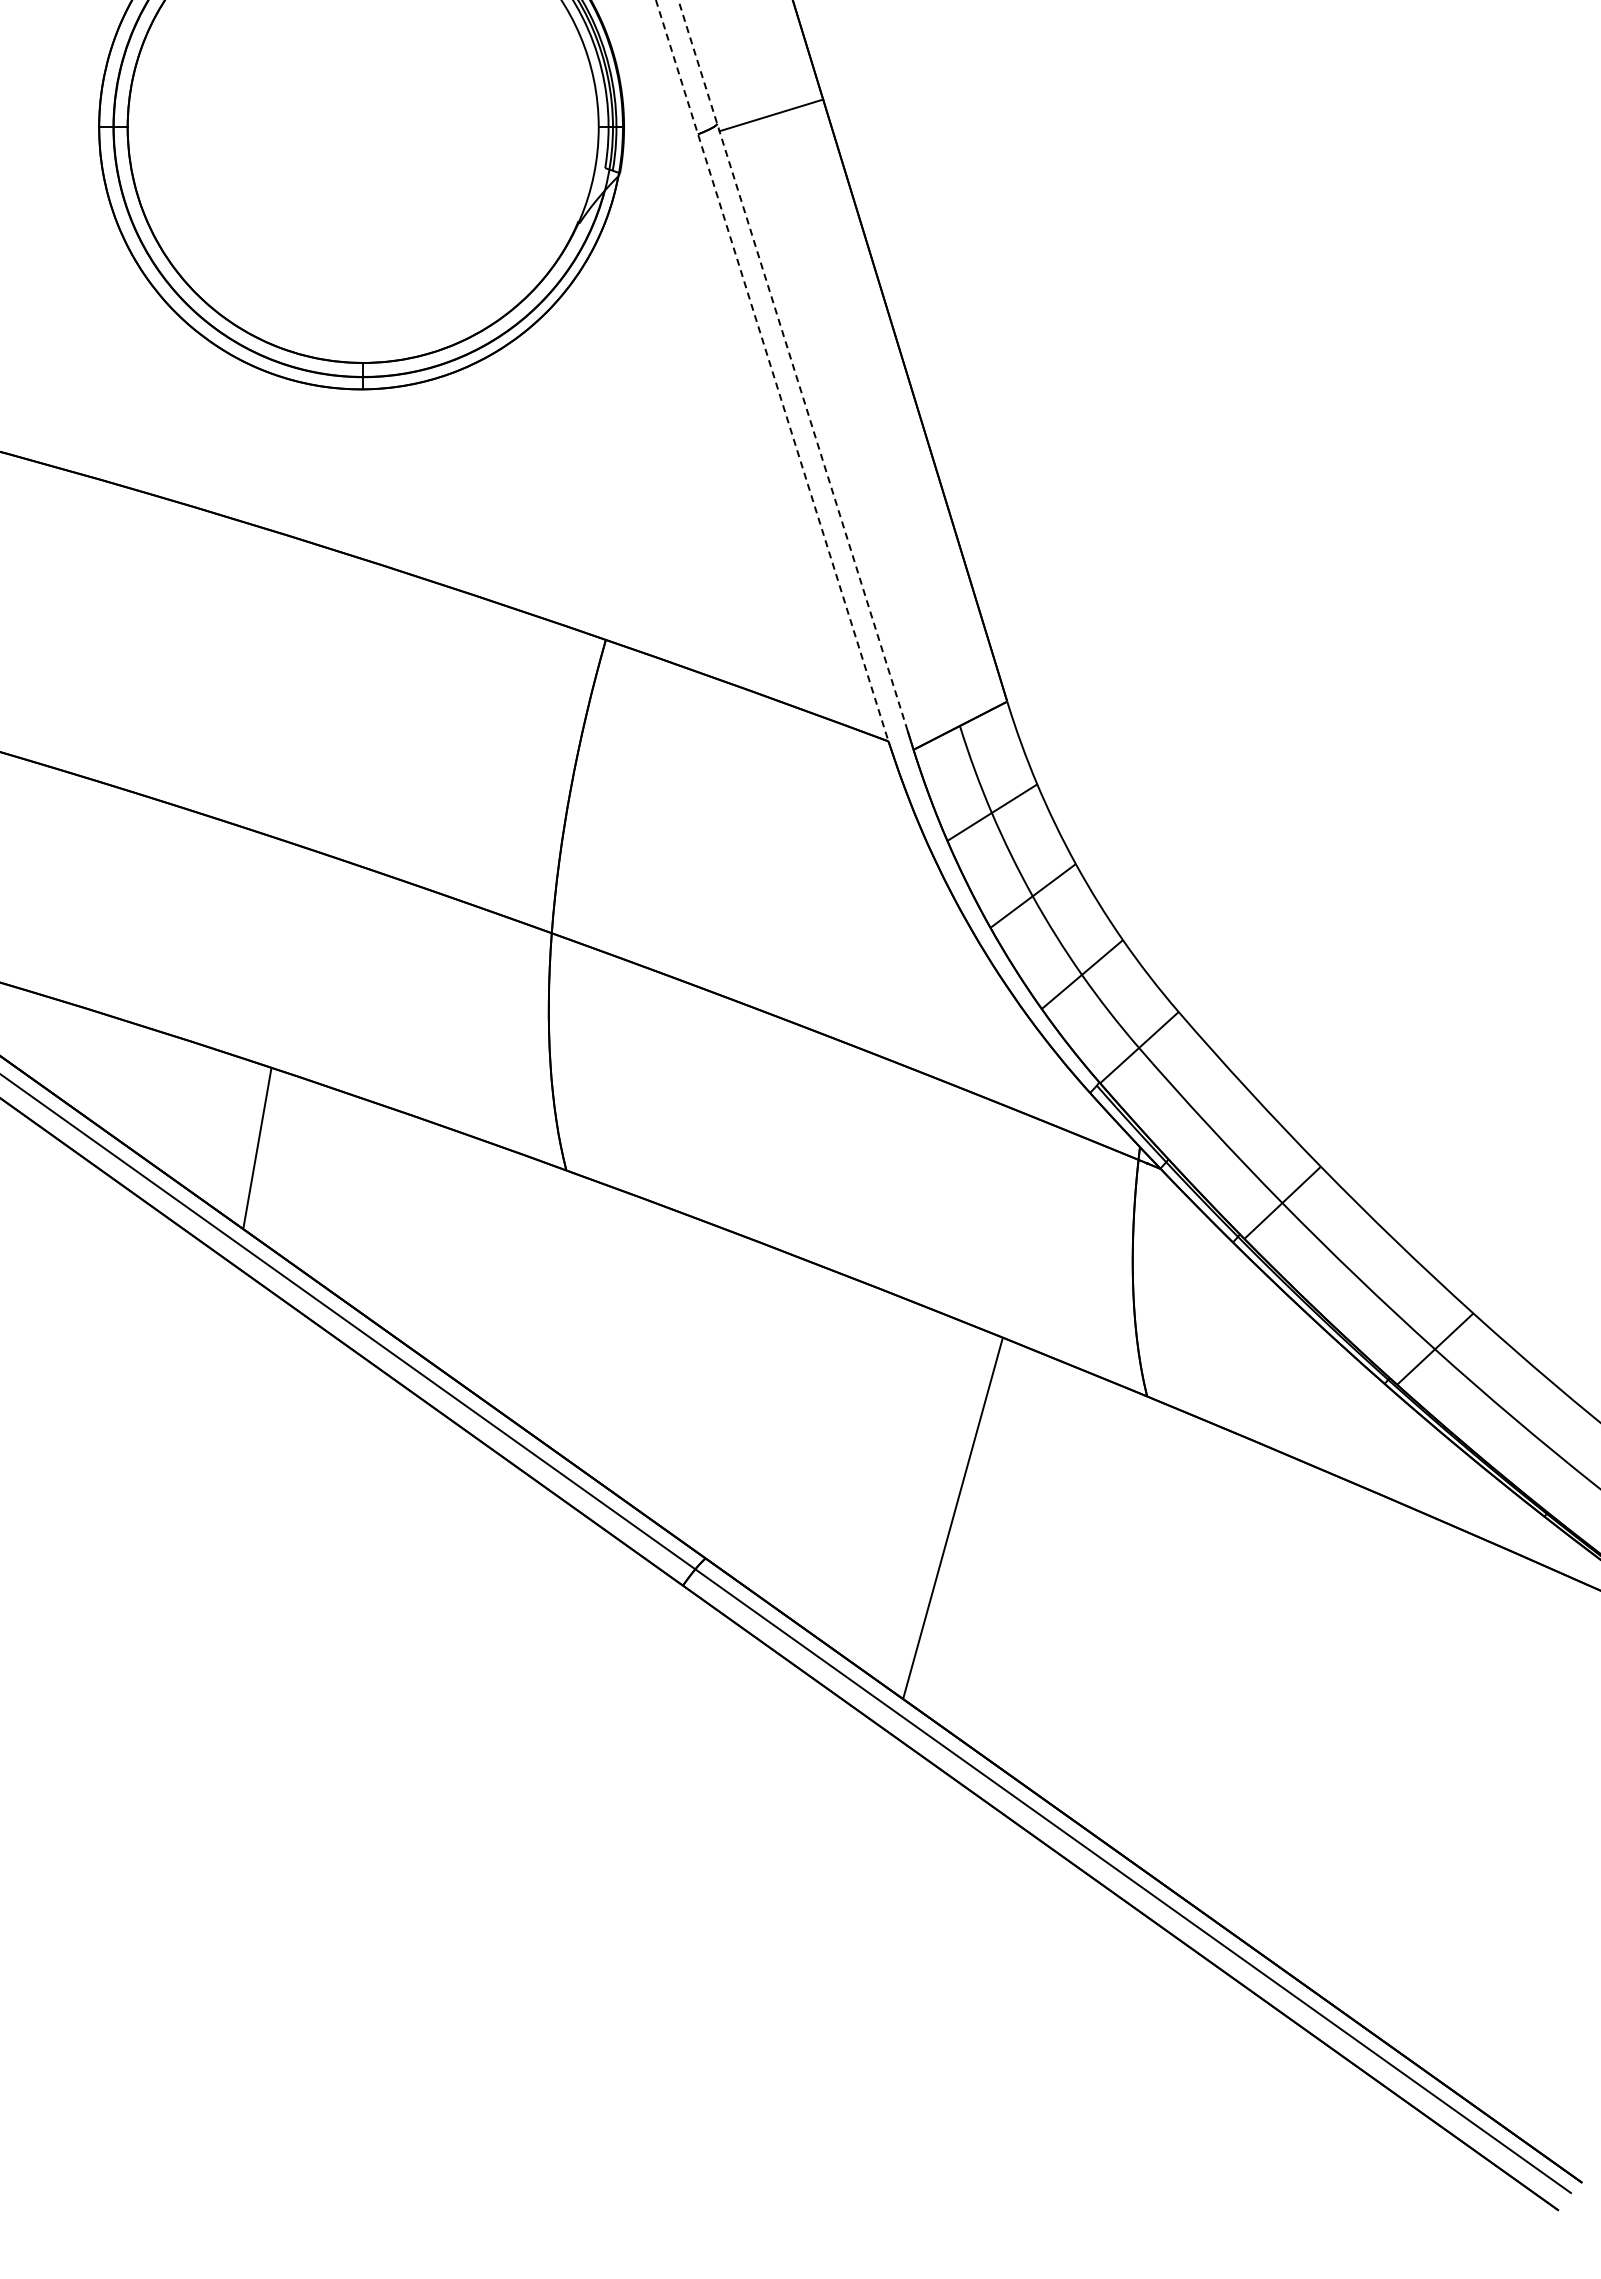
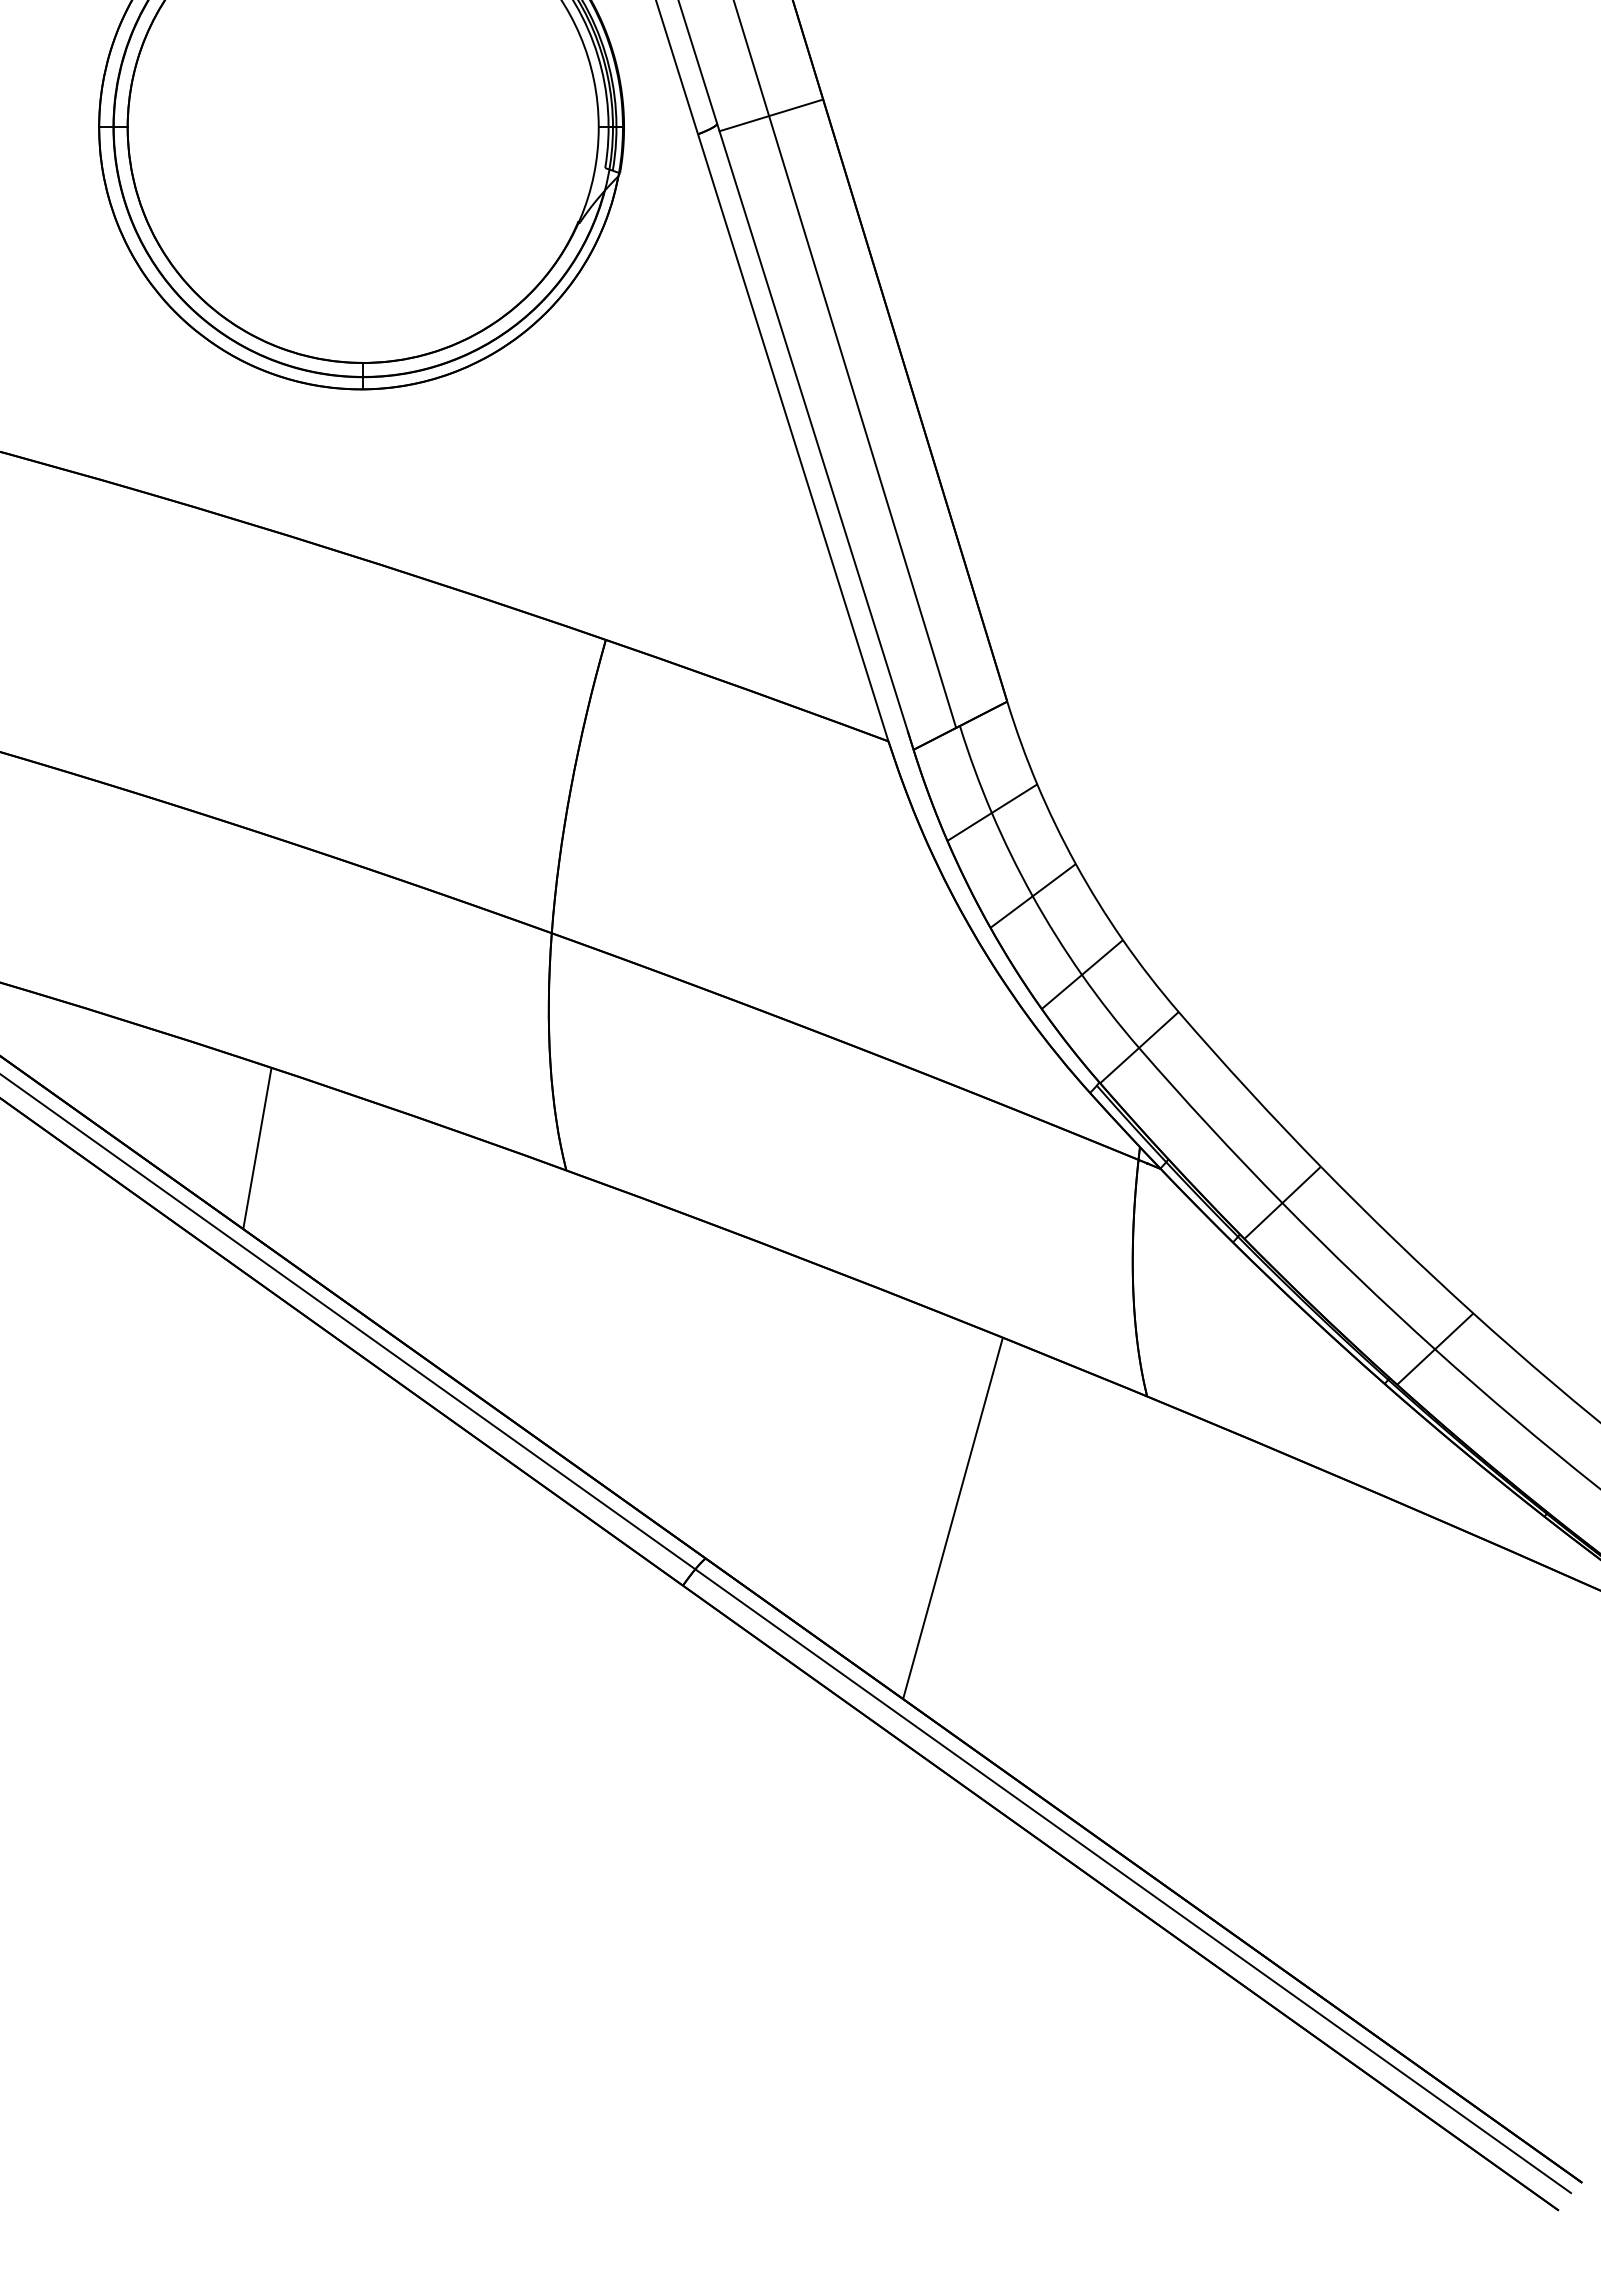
line: none -> present (845, 364)
line: dashed -> solid (793, 365)
line: dashed -> solid (772, 371)
